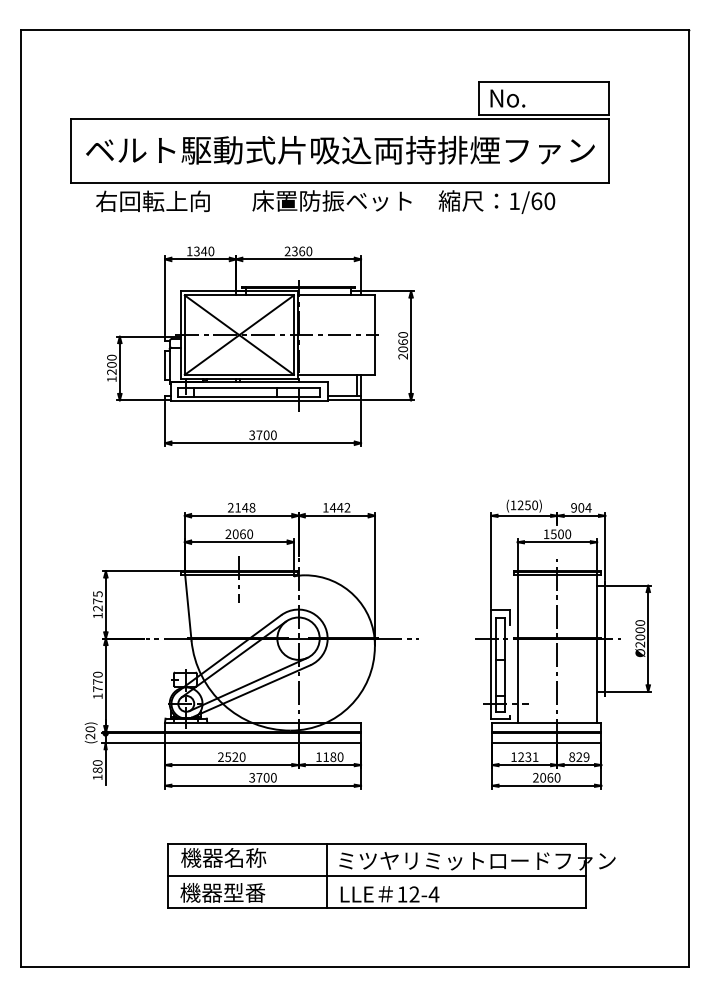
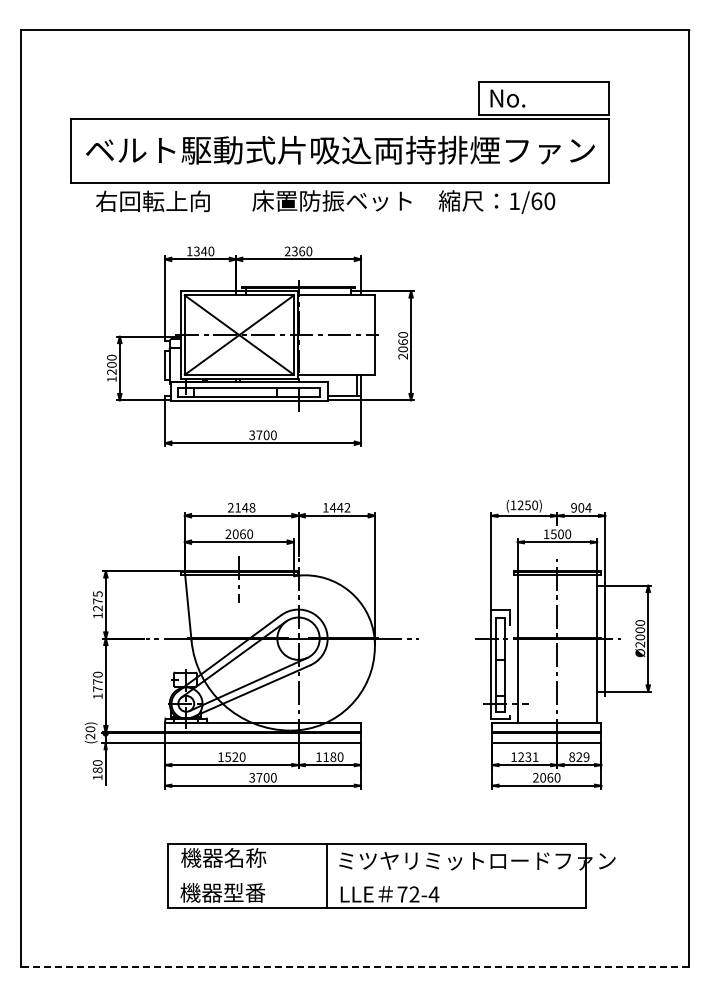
text: 2520 -> 1520 (220, 756)
line: present -> none (377, 876)
text: 12-4 -> 72-4 (402, 894)
line: solid -> dashed (355, 967)
